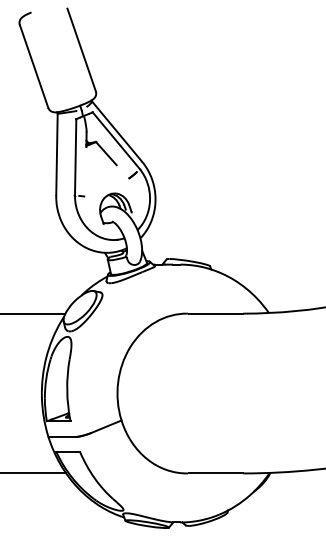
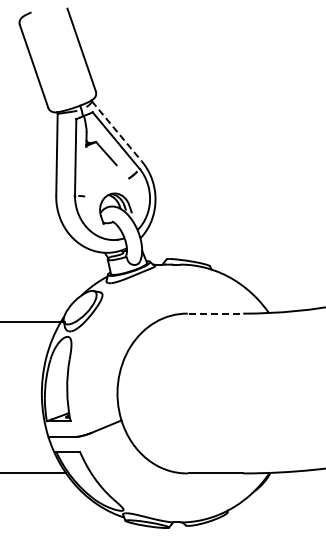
line: solid -> dashed (117, 131)
line position: (33, 313) -> (33, 321) (33, 321)
line: solid -> dashed (216, 313)
